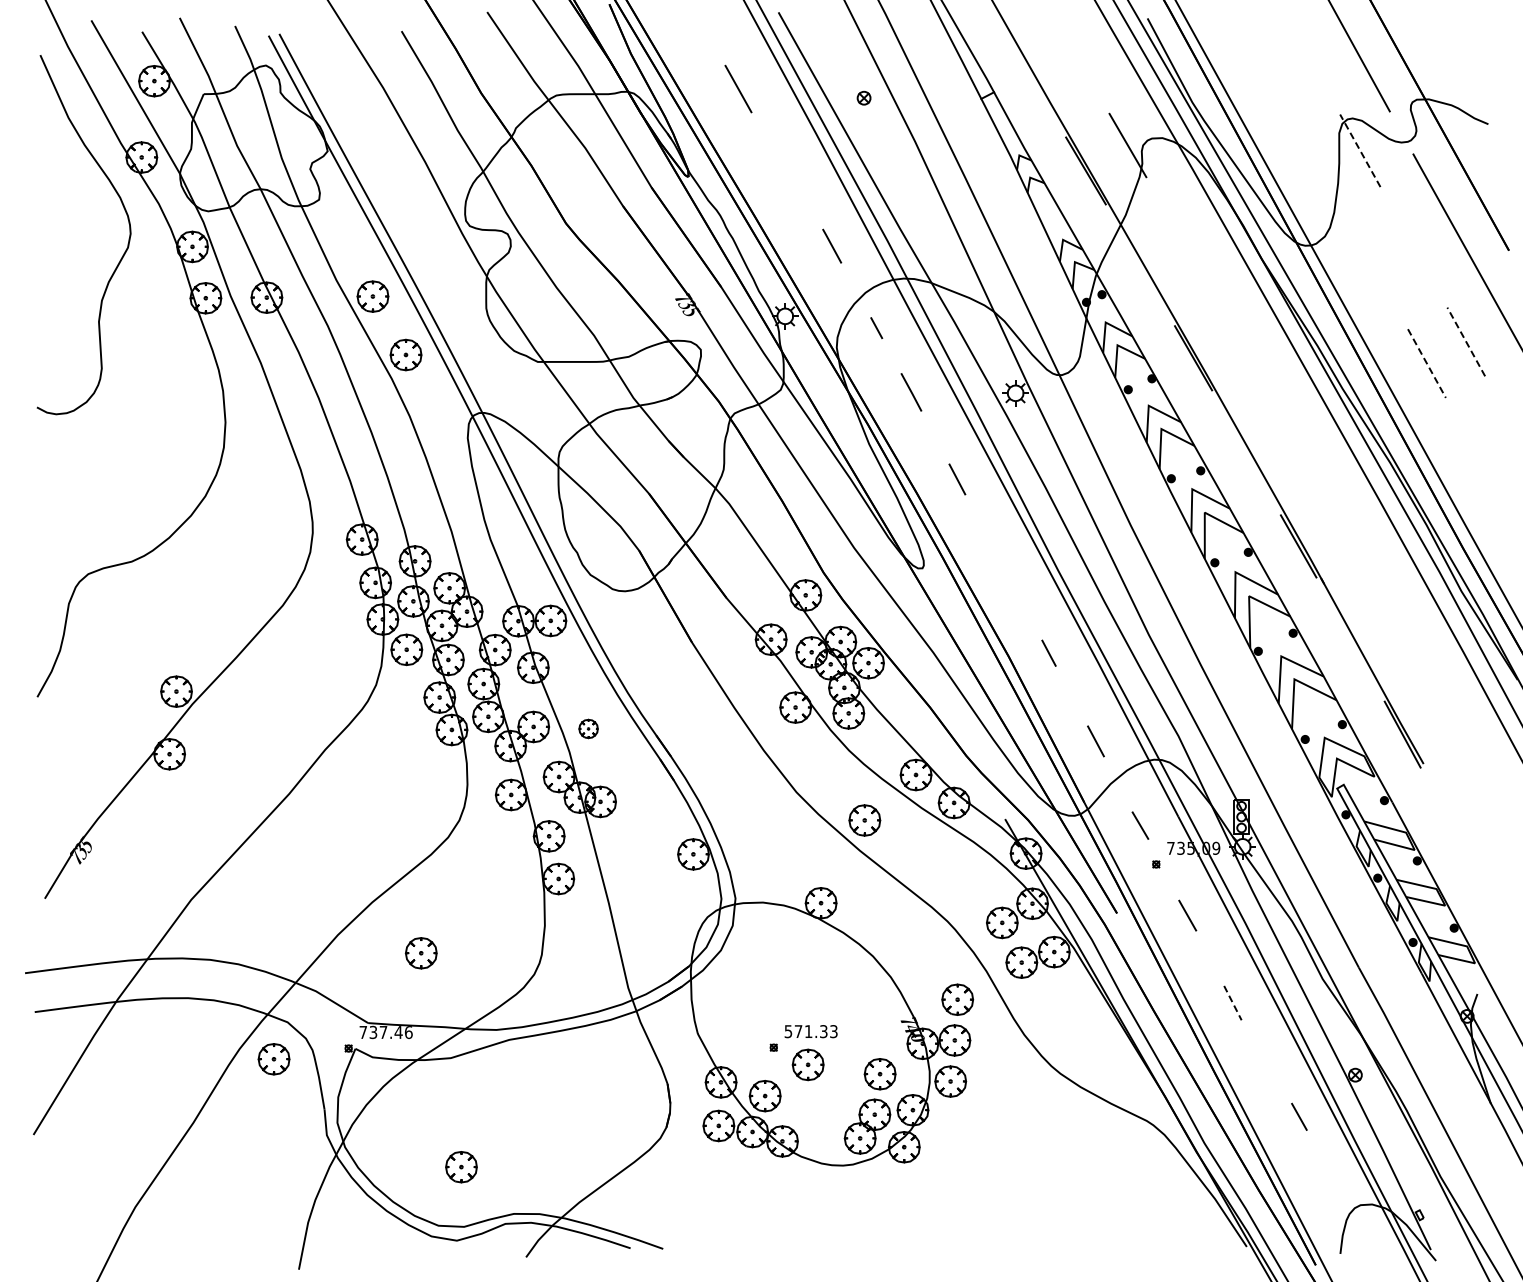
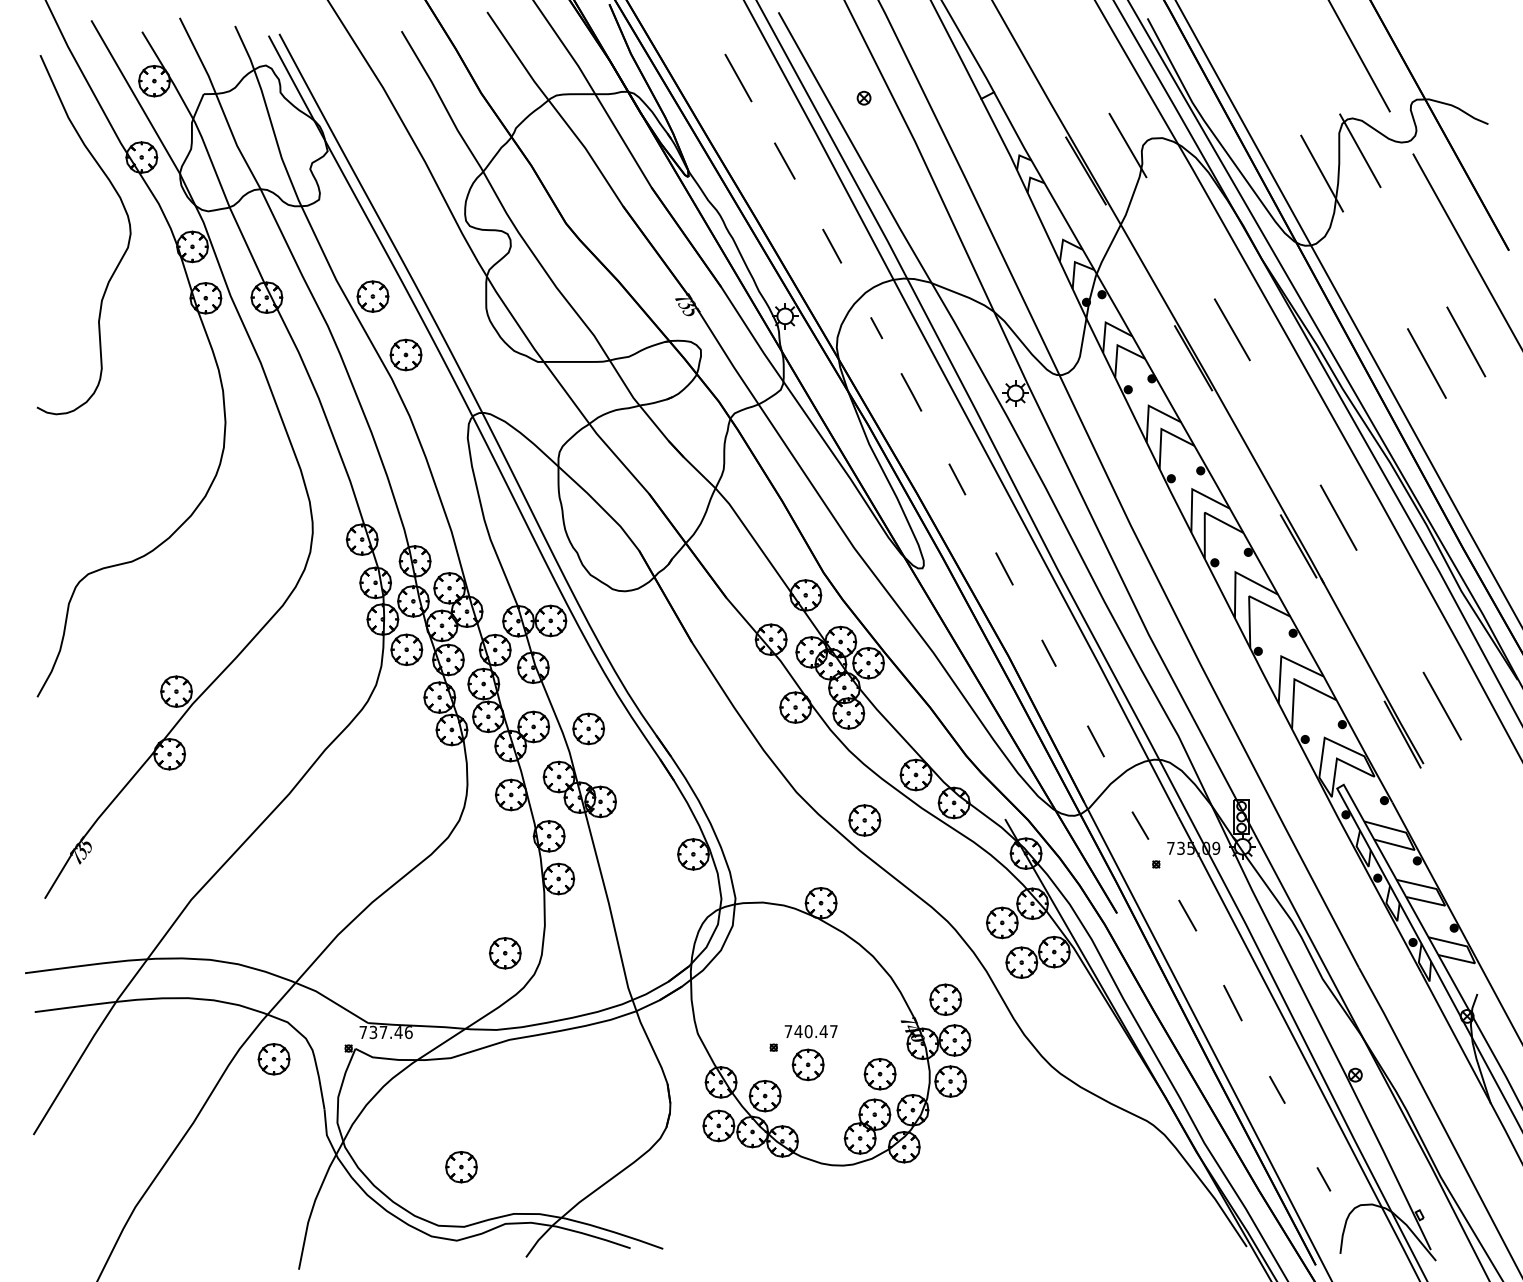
line position: (738, 88) -> (738, 77) (738, 77)
line: dashed -> solid (1360, 150)
line: none -> present (784, 160)
line: none -> present (1322, 173)
line: none -> present (1231, 329)
line: dashed -> solid (1466, 341)
line: dashed -> solid (1427, 363)
line: none -> present (1338, 517)
line: none -> present (1004, 568)
line: none -> present (1441, 705)
part size: 21x22 px -> 33x34 px (588, 728)
part position: (420, 953) -> (504, 953) (504, 953)
part position: (957, 999) -> (945, 999) (945, 999)
line: dashed -> solid (1233, 1003)
text: 571.33 -> 740.47 (810, 1031)
line position: (1299, 1116) -> (1277, 1089) (1277, 1089)
line: none -> present (1323, 1179)
